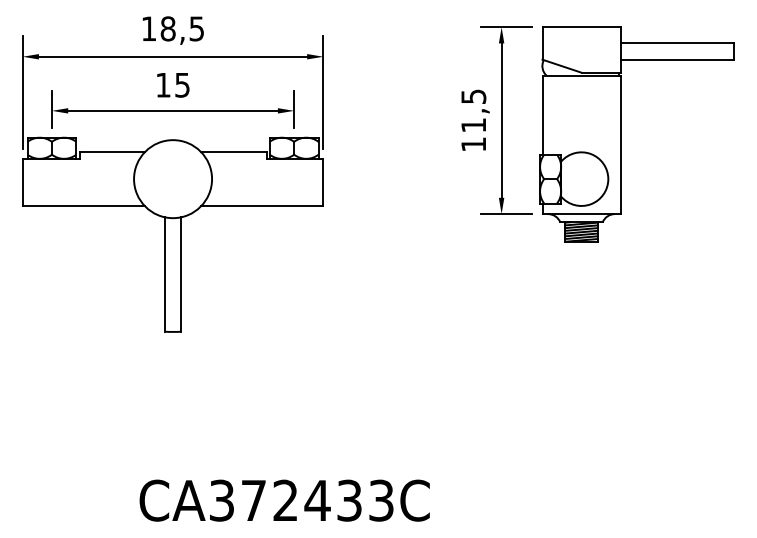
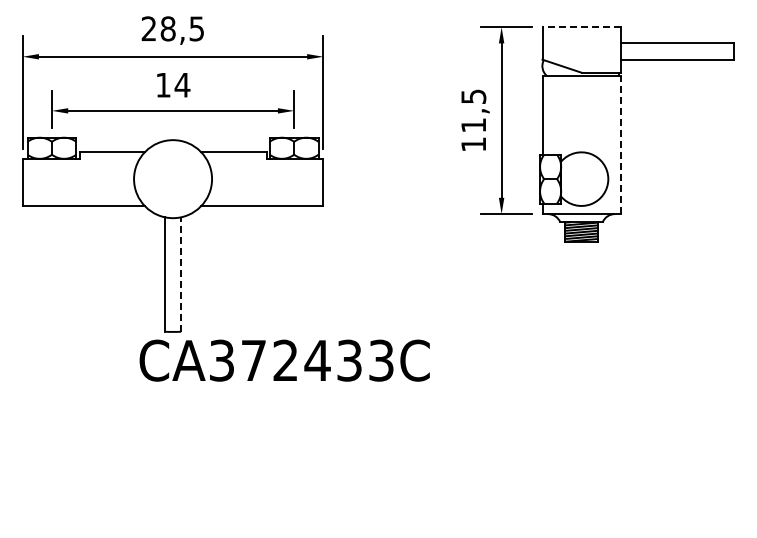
line: solid -> dashed (581, 27)
text: 18,5 -> 28,5 (148, 28)
text: 15 -> 14 (182, 85)
line: solid -> dashed (620, 144)
line: solid -> dashed (181, 274)
text position: (284, 500) -> (284, 360) (284, 360)
